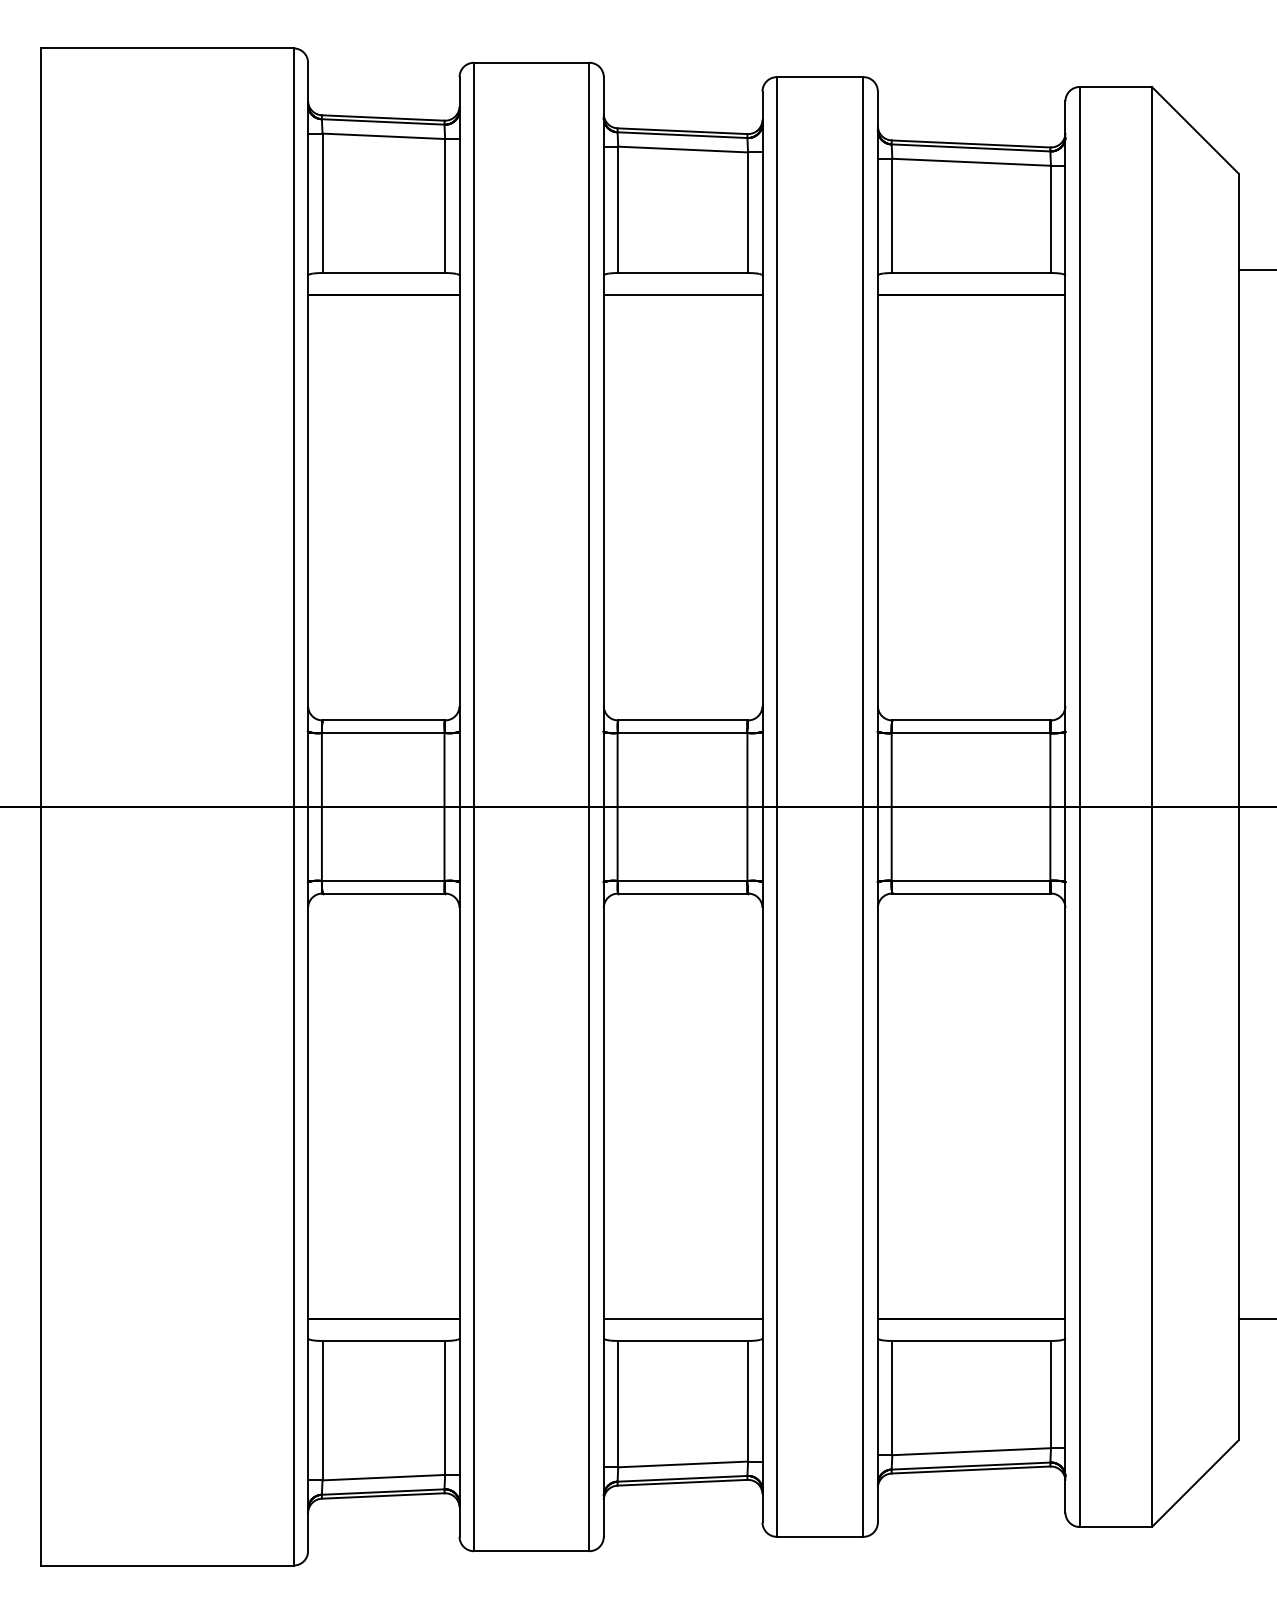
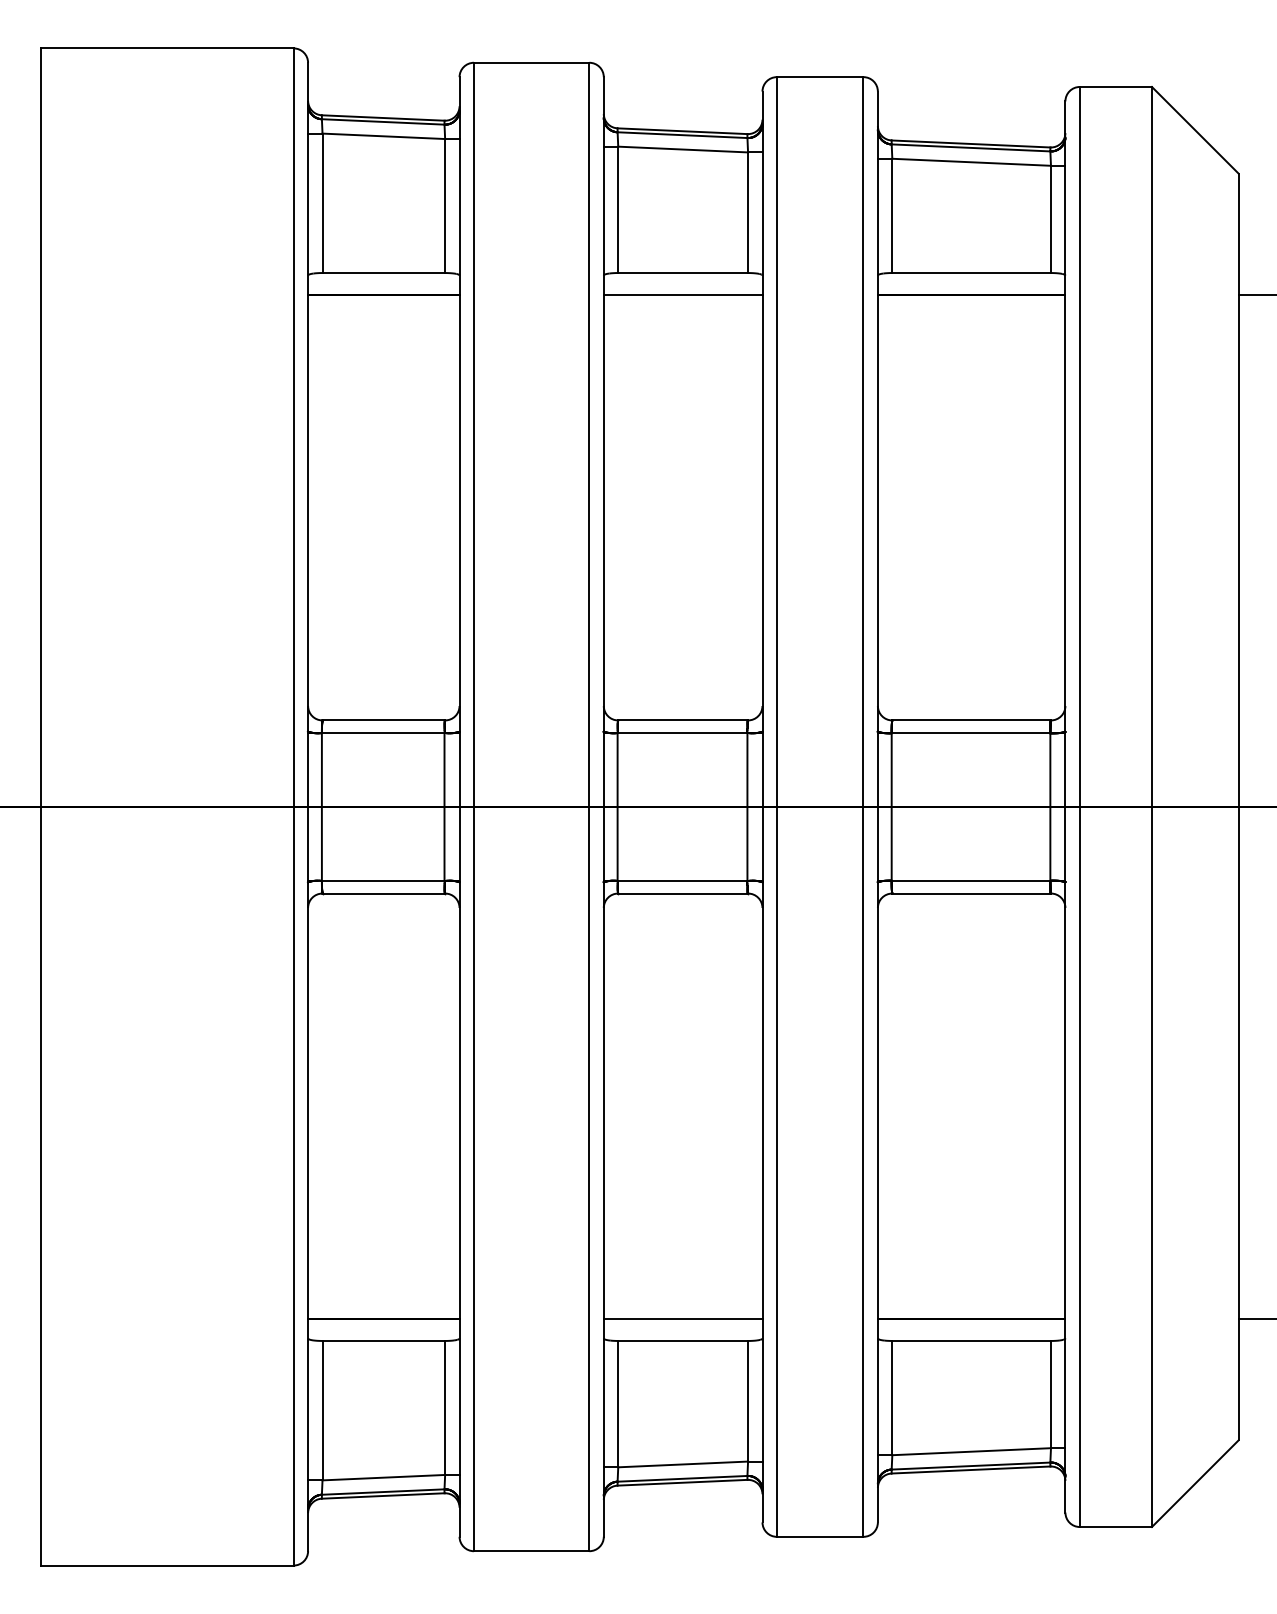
line position: (1255, 269) -> (1255, 294) (1255, 294)
